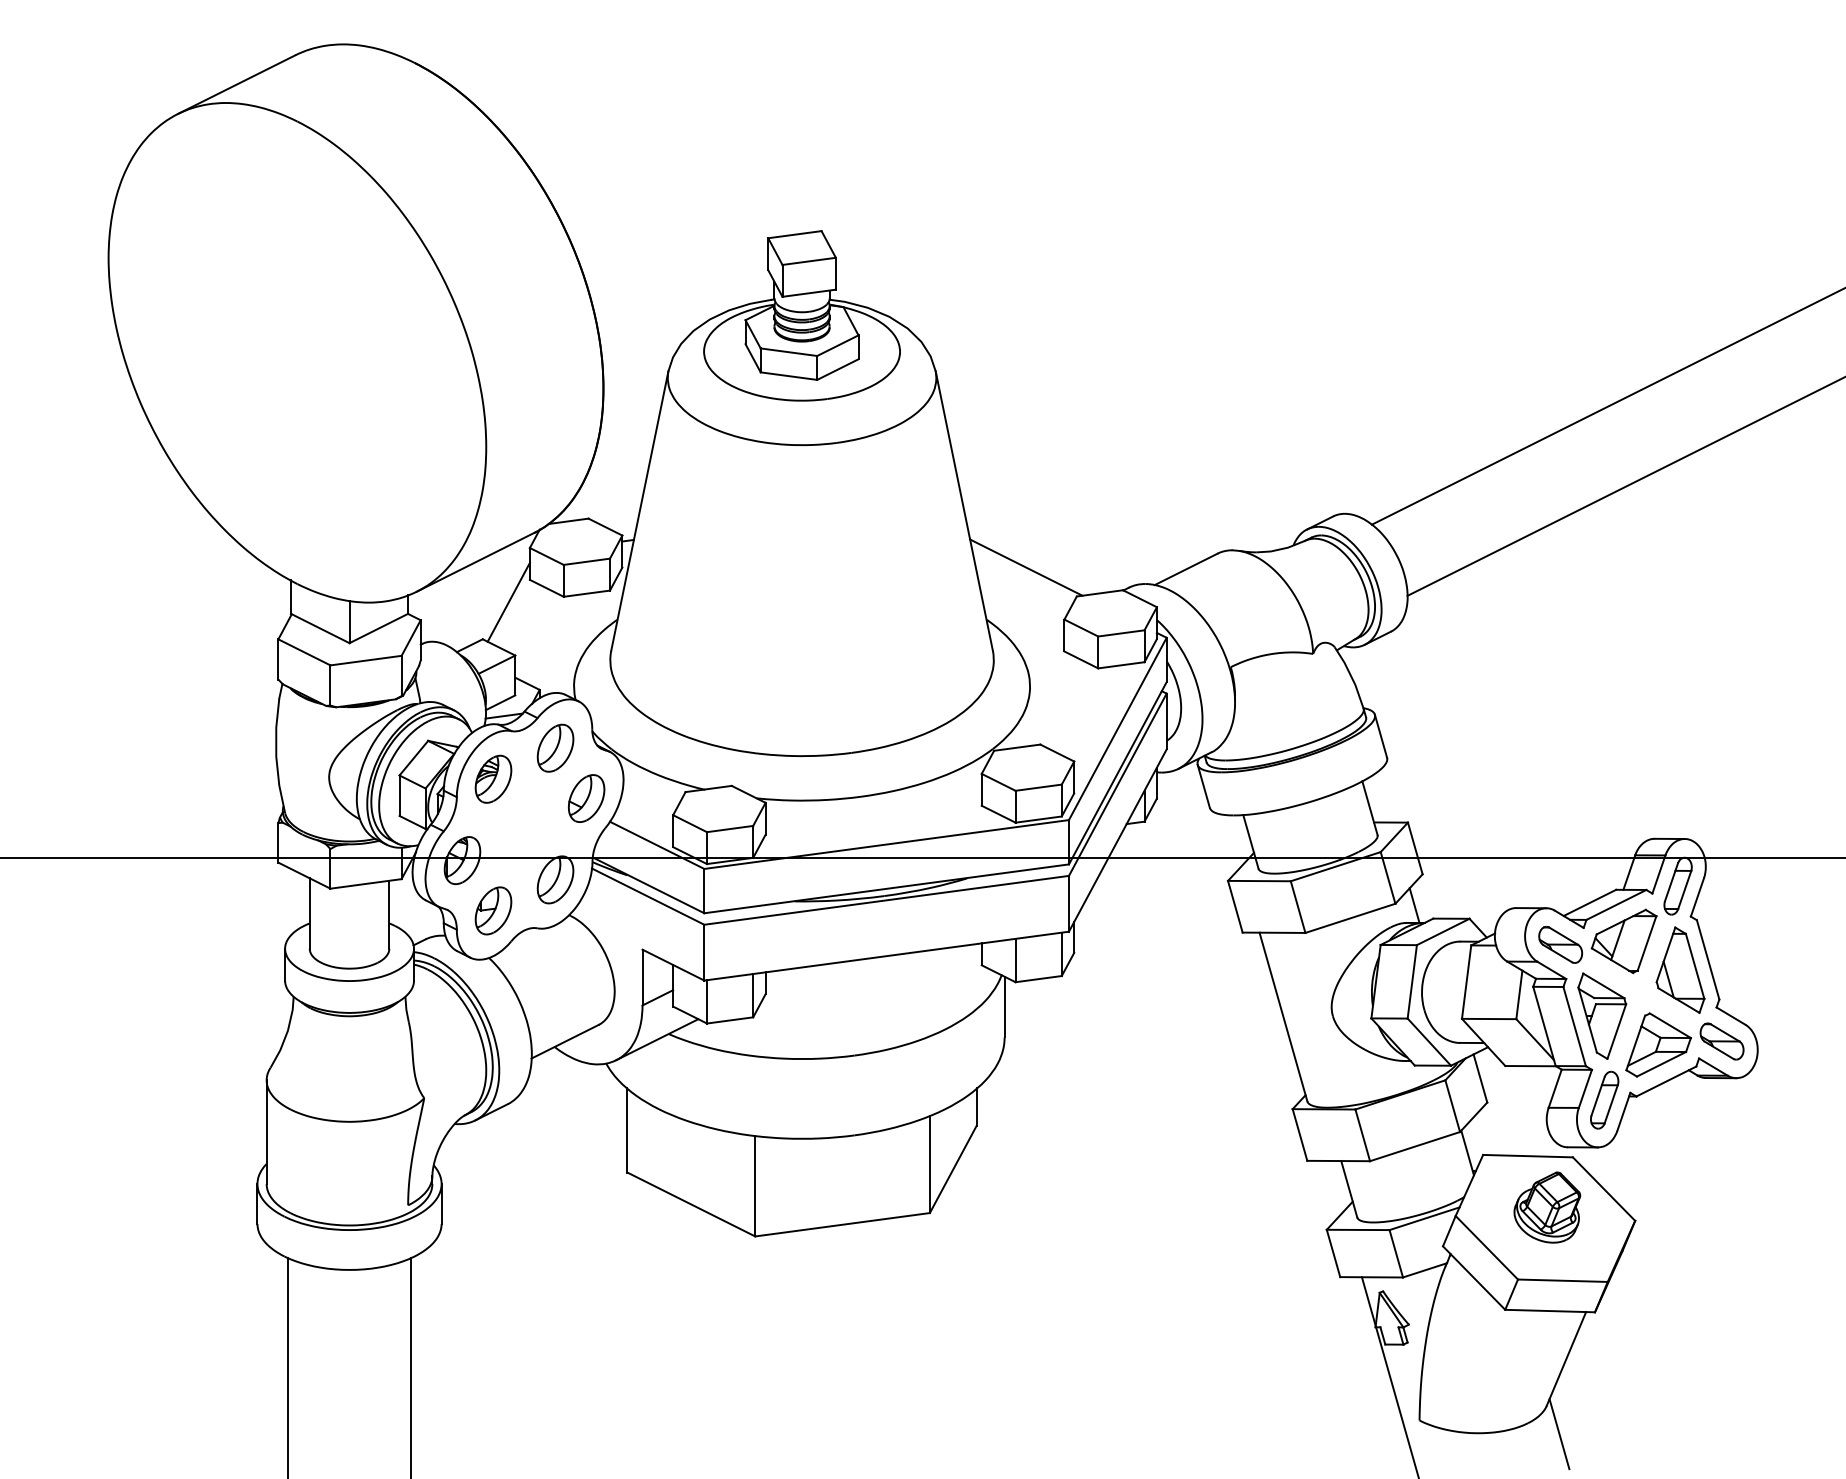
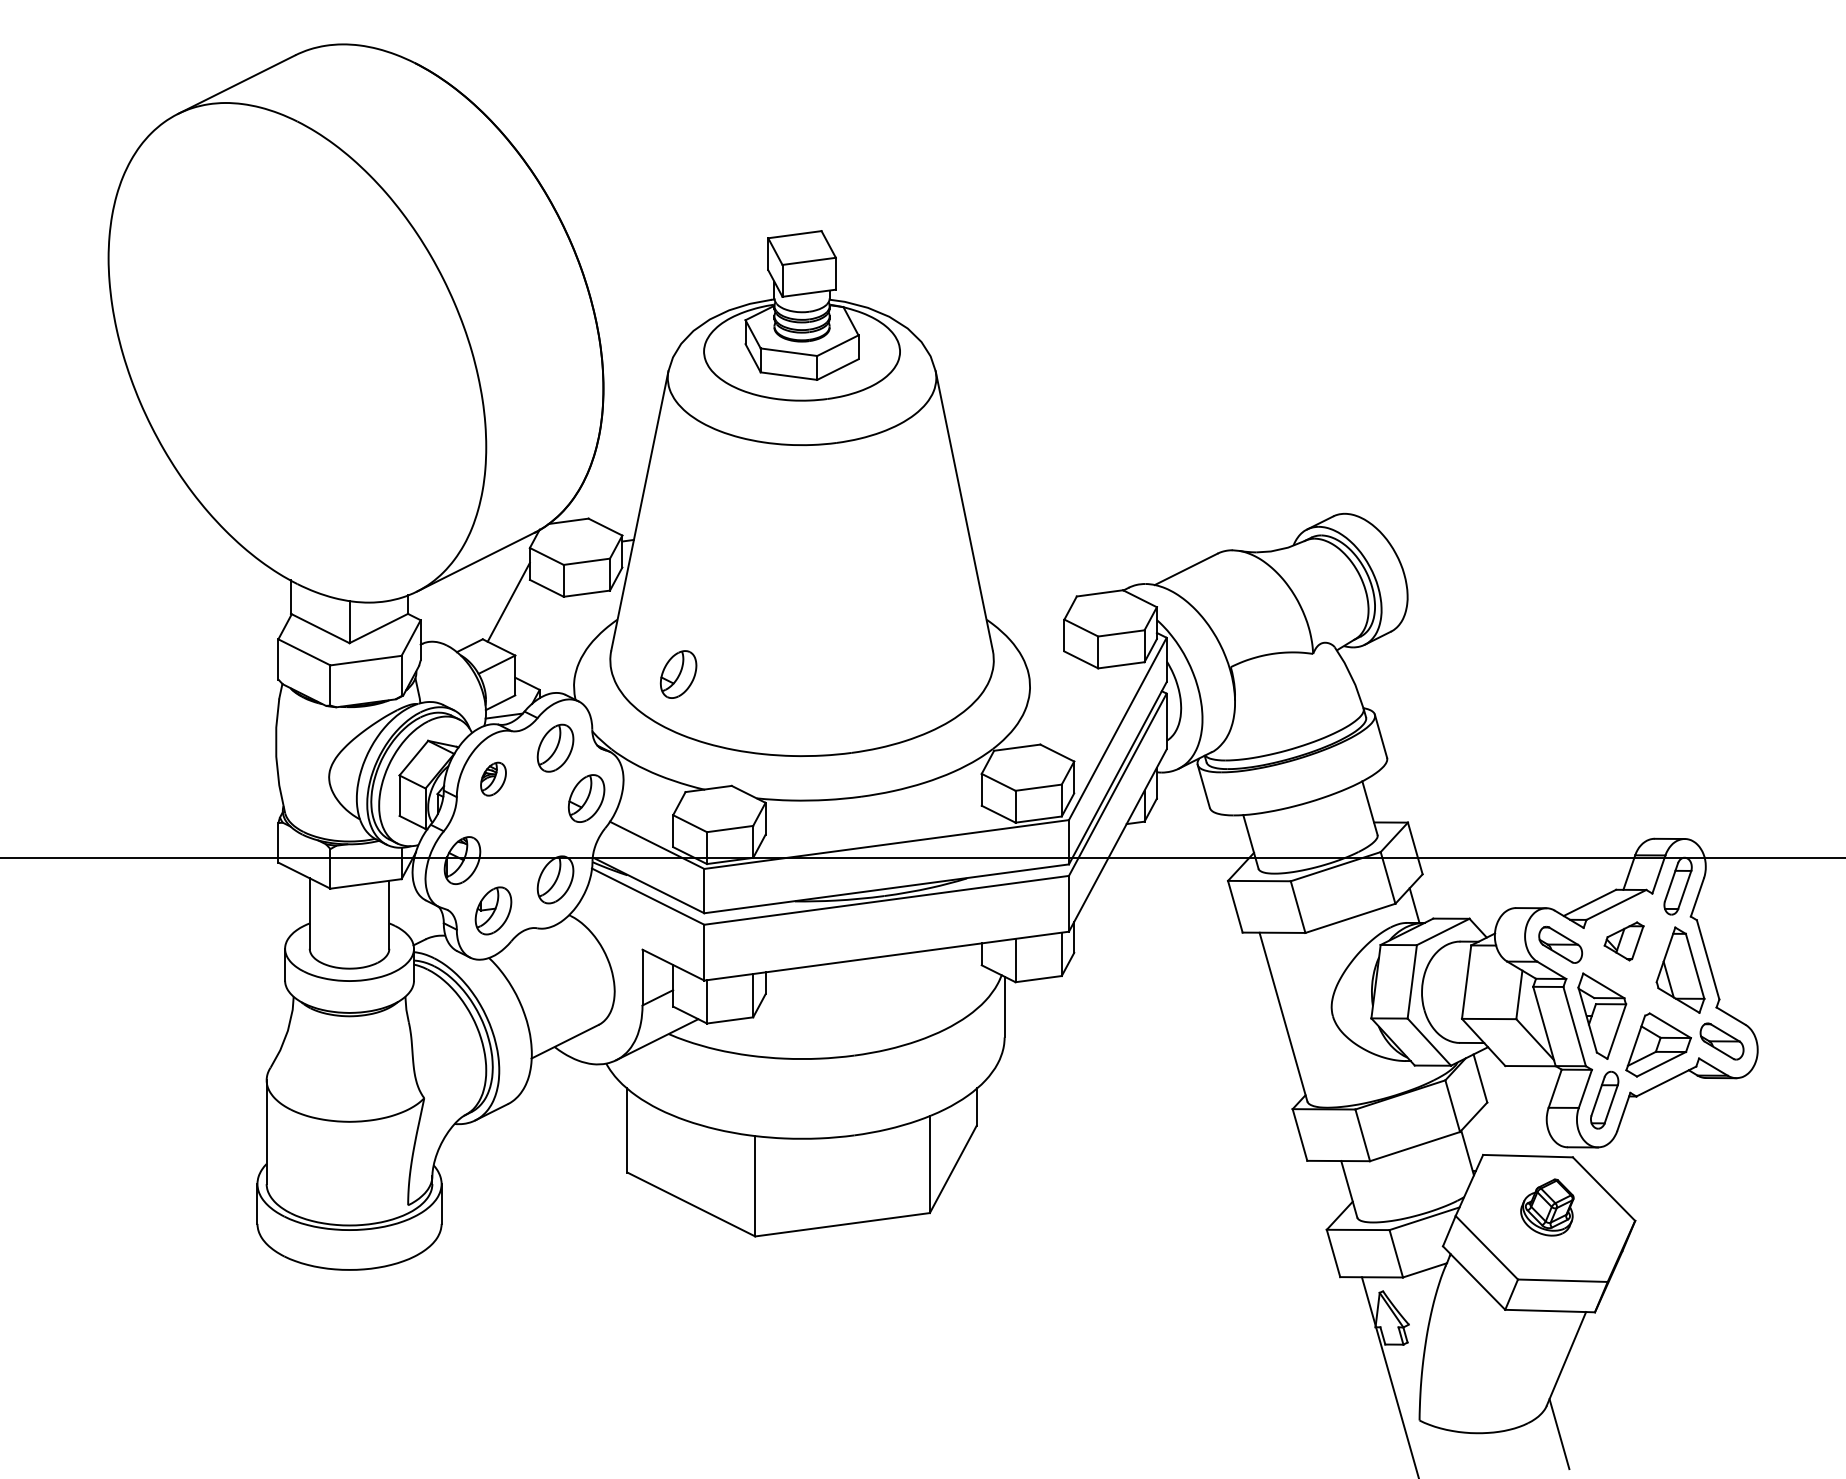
line: present -> none (1606, 406)
line: present -> none (1624, 486)
line: present -> none (1026, 567)
part: none -> present (678, 674)
part size: 39x50 px -> 27x36 px (493, 778)
part size: 68x67 px -> 42x41 px (1623, 941)
part size: 69x73 px -> 55x59 px (1547, 1207)
line: present -> none (287, 1366)
line: present -> none (411, 1366)
